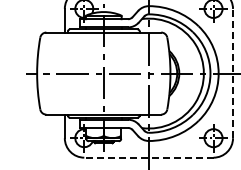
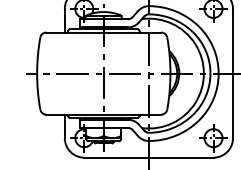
line: dashed -> solid (233, 73)
line: dashed -> solid (148, 157)
